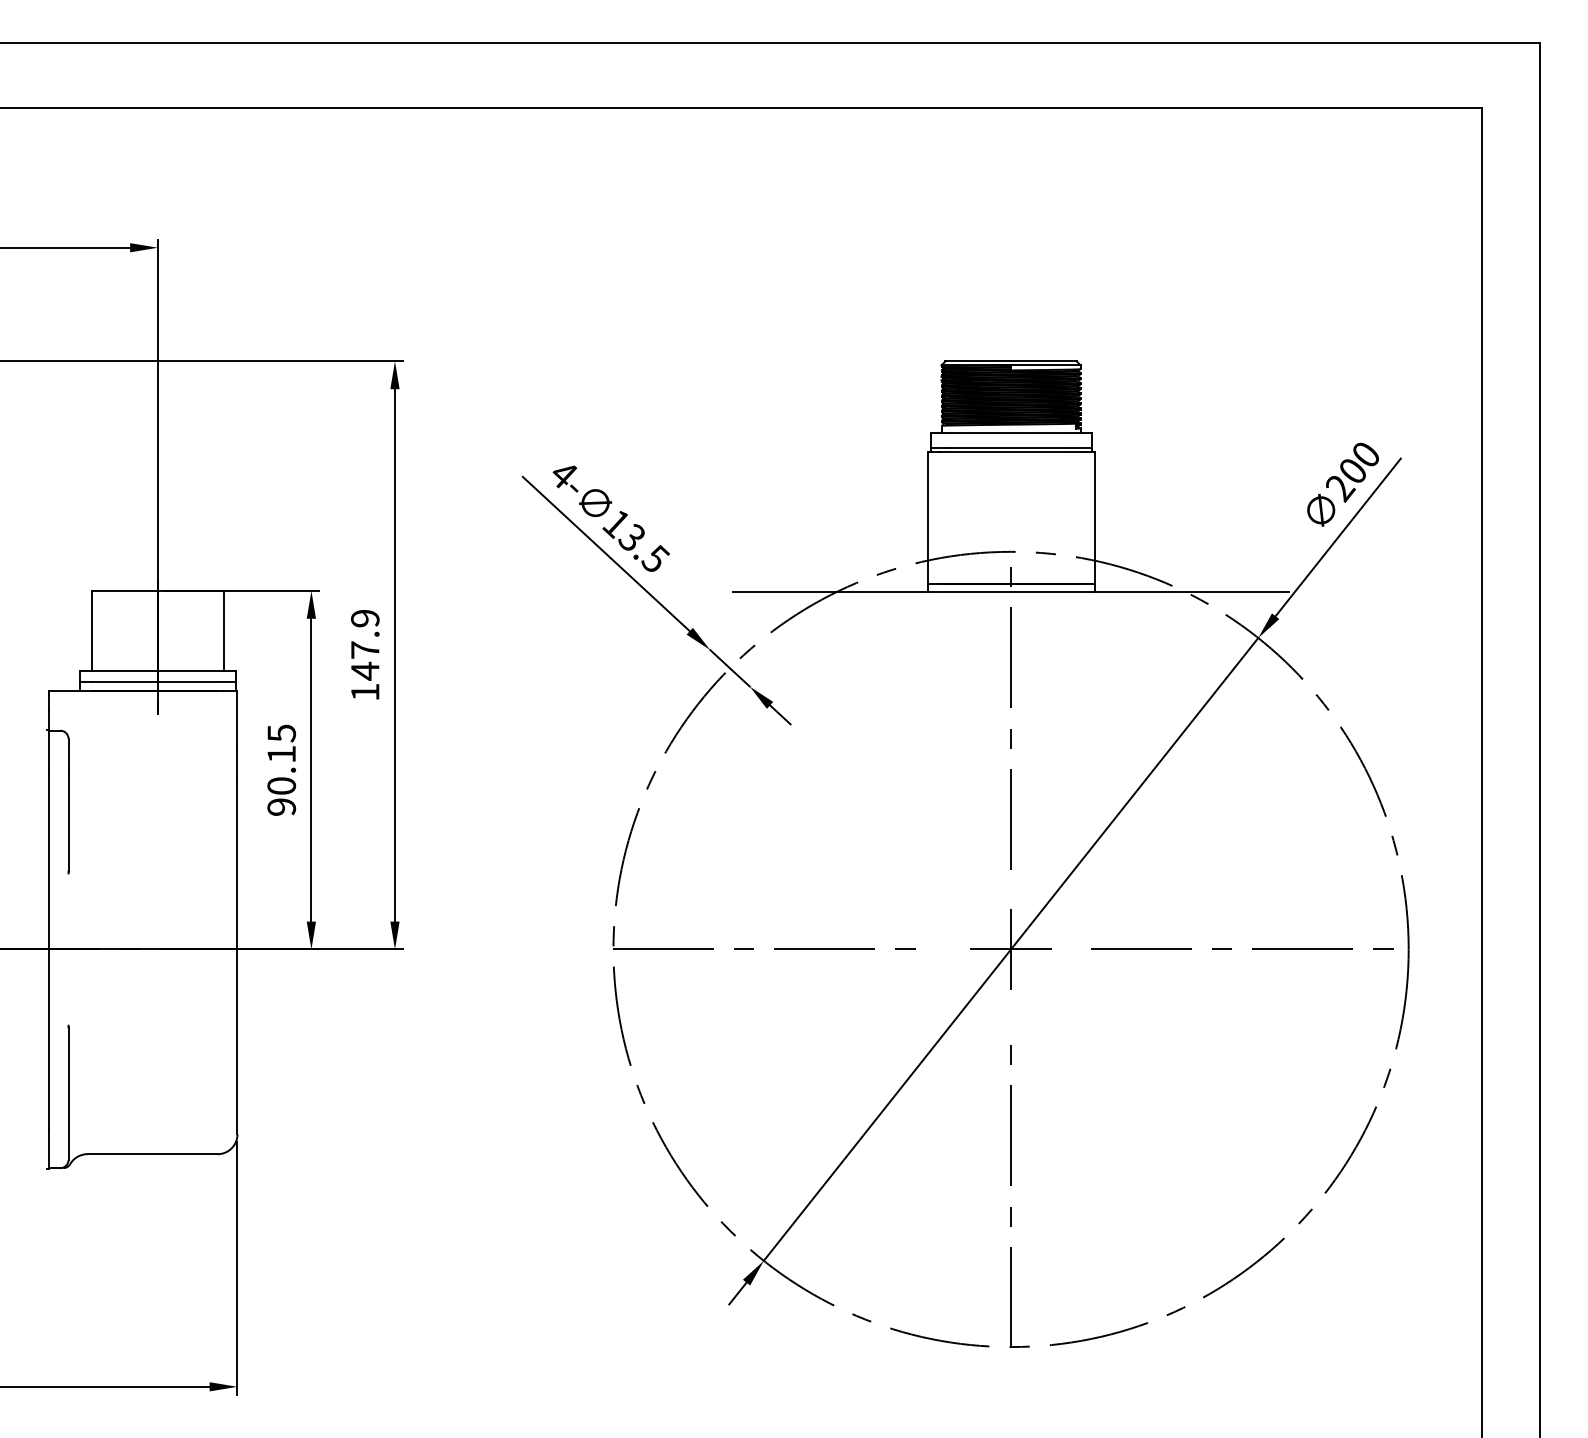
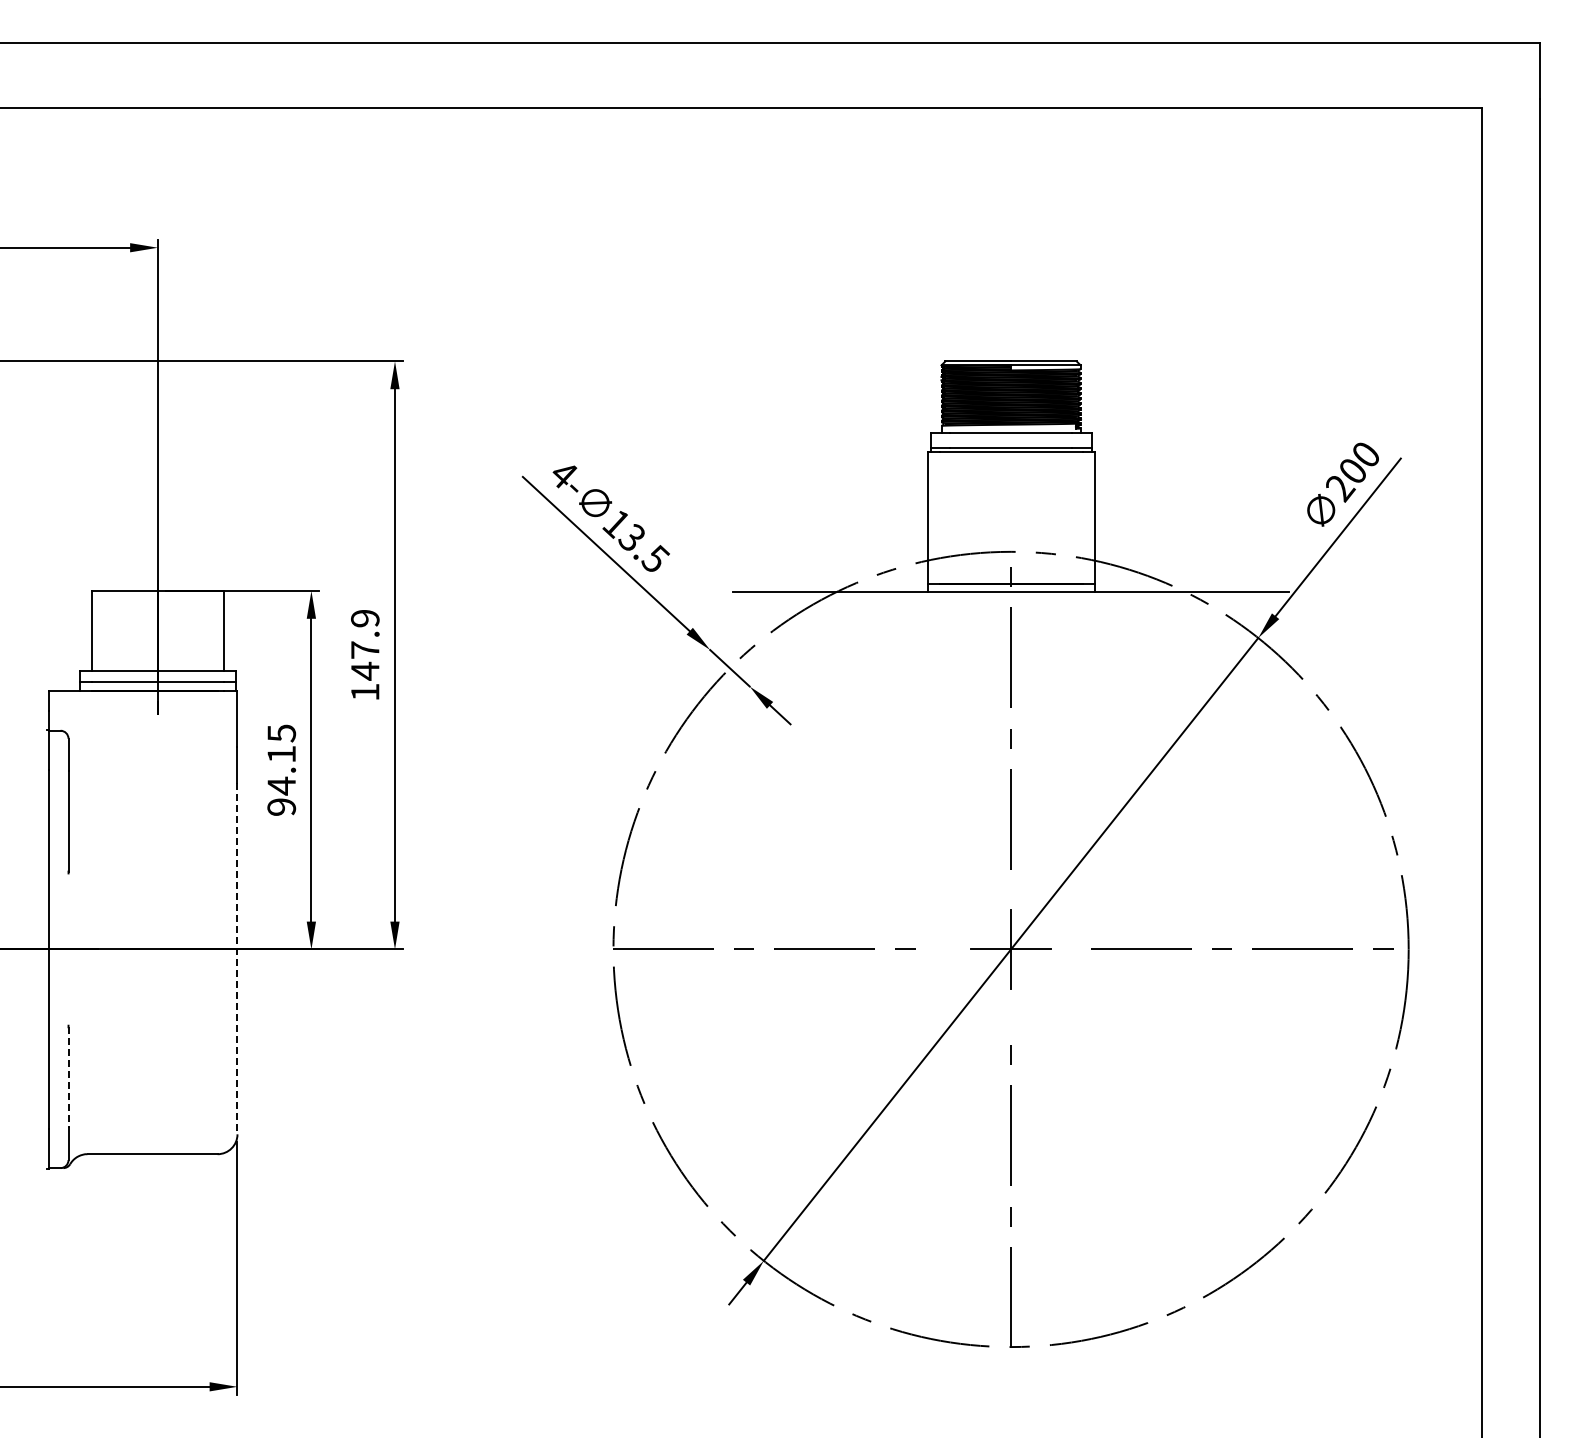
text: 90.15 -> 94.15 (281, 785)
line: solid -> dashed (237, 958)
line: solid -> dashed (68, 1077)
